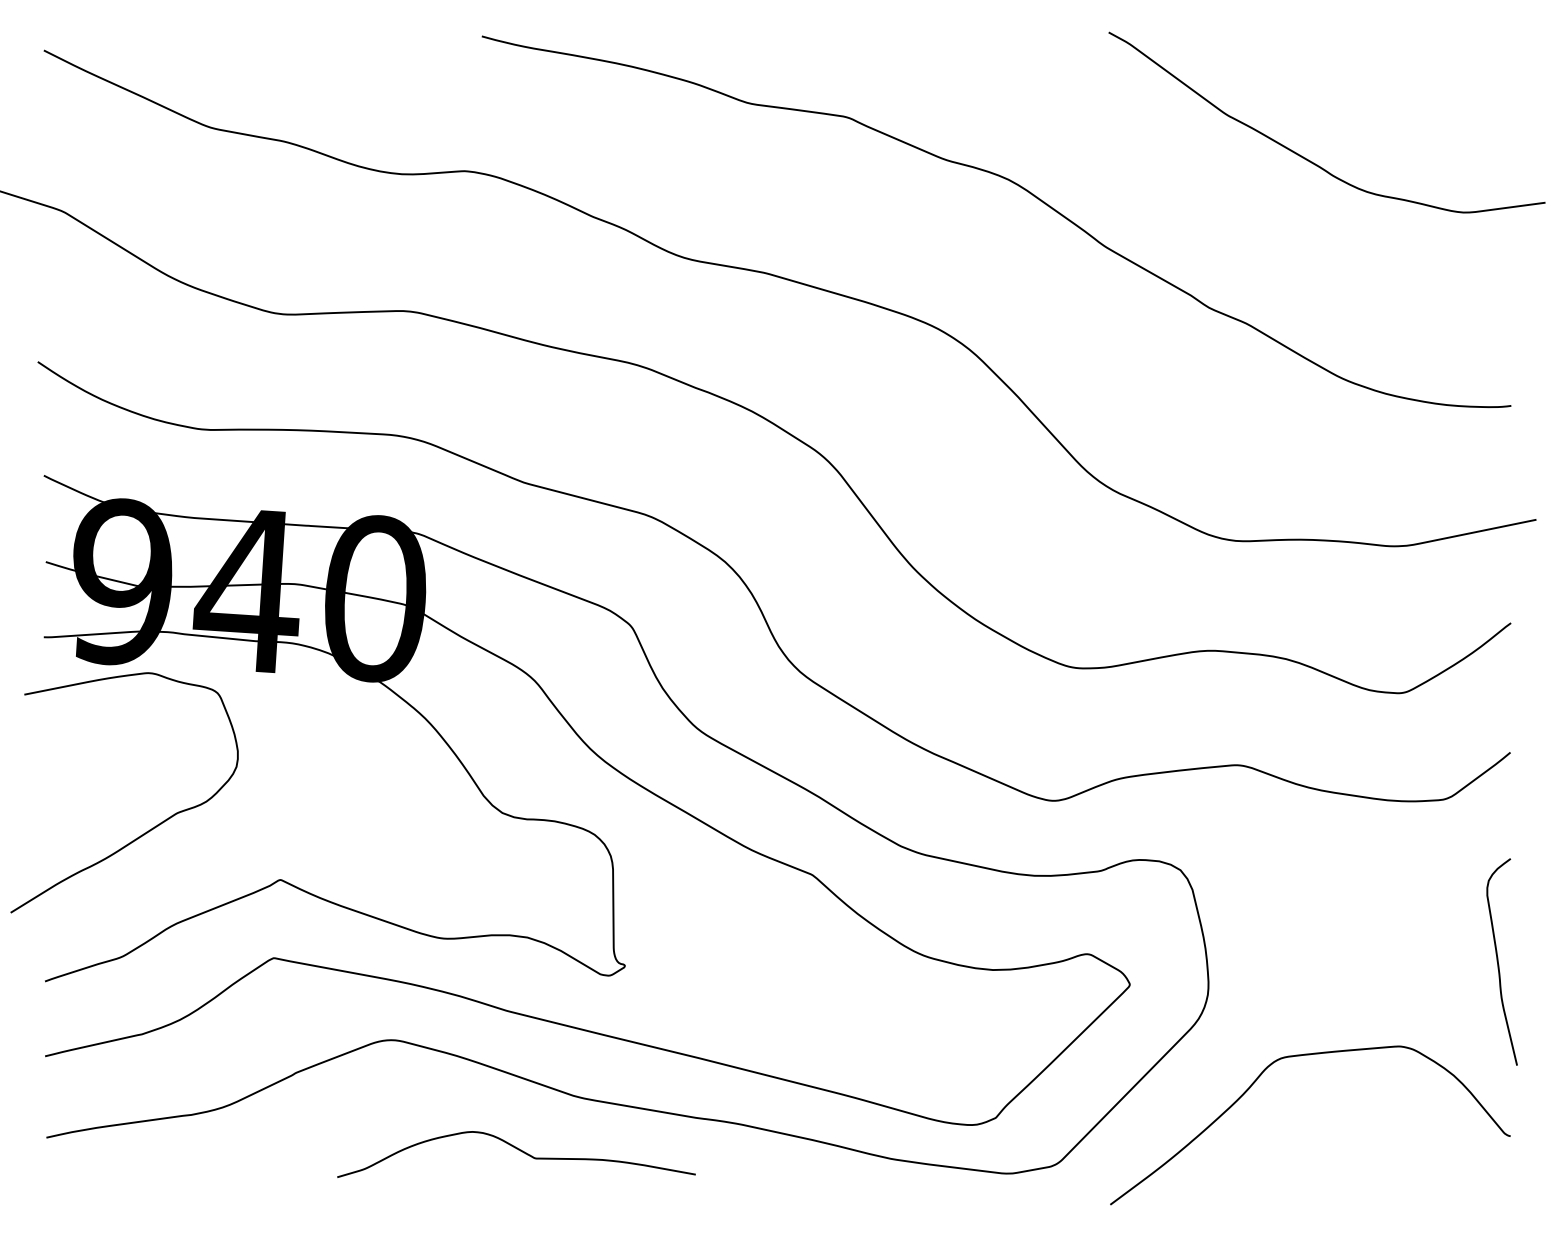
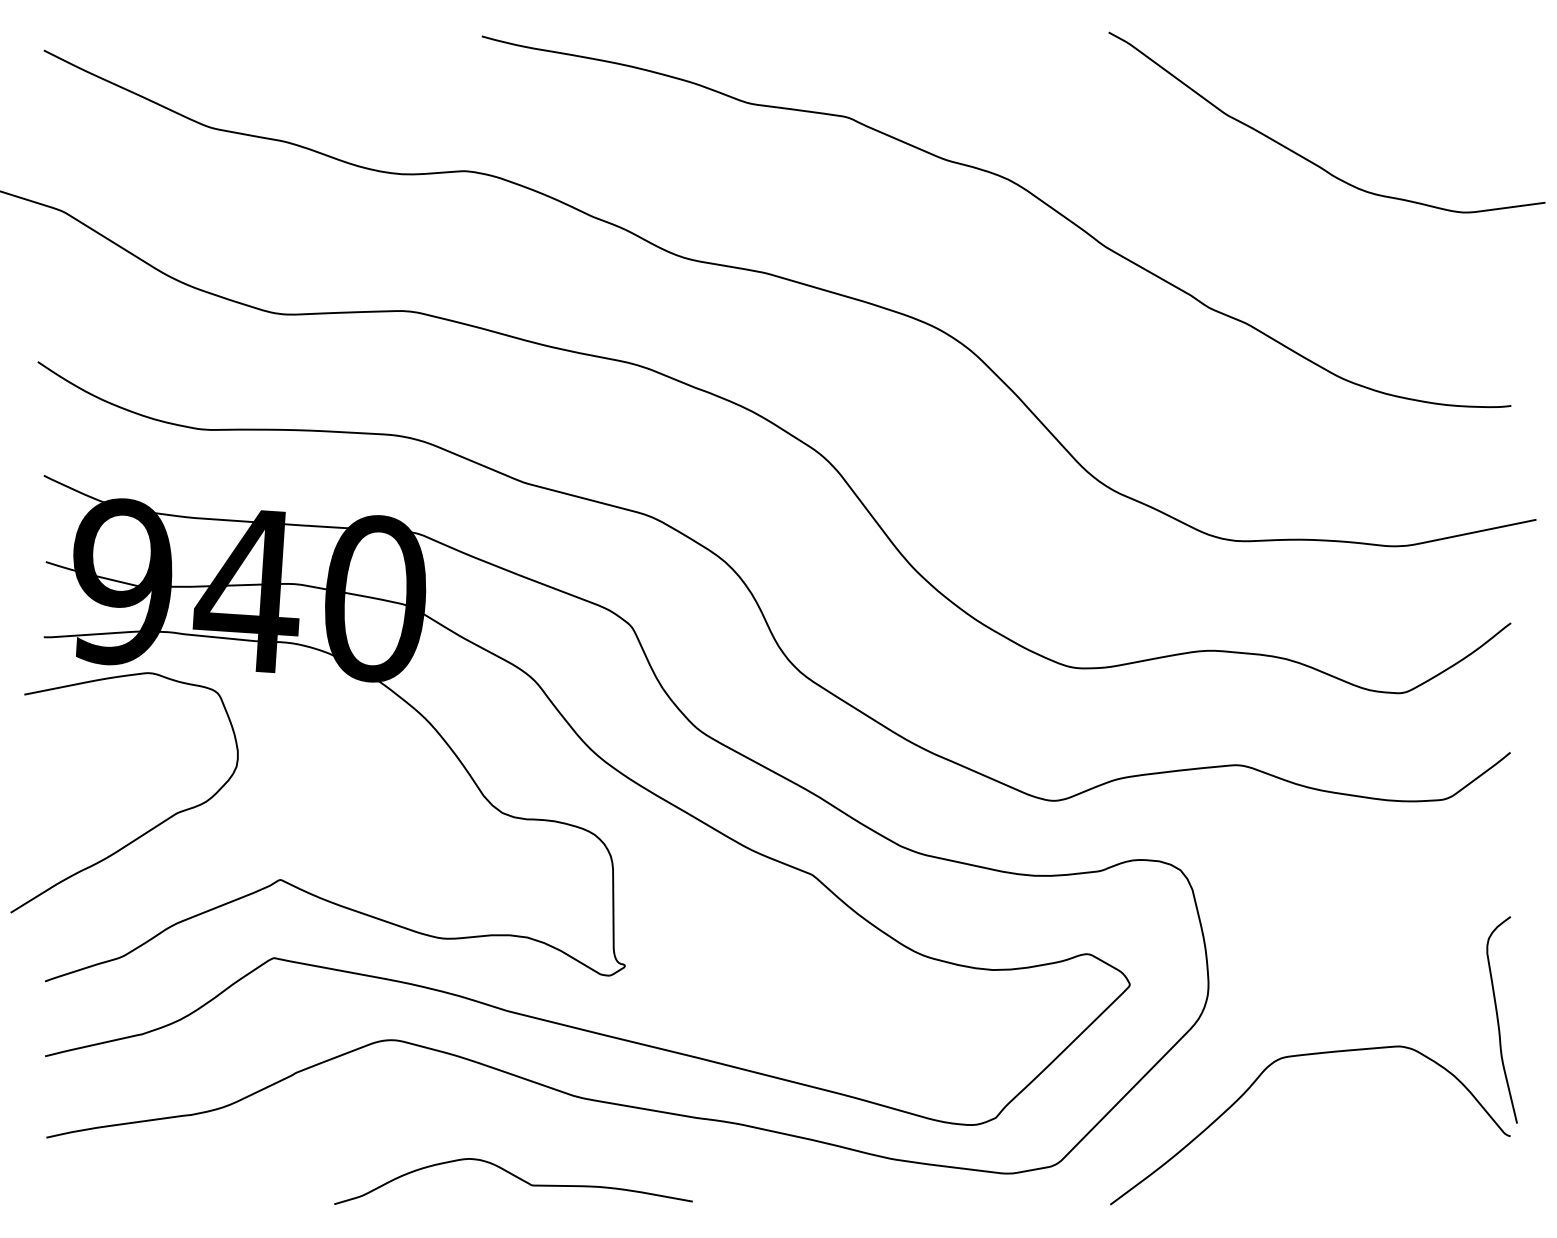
curve position: (1498, 961) -> (1498, 1019) (1498, 1019)
curve position: (518, 1150) -> (515, 1177) (515, 1177)
